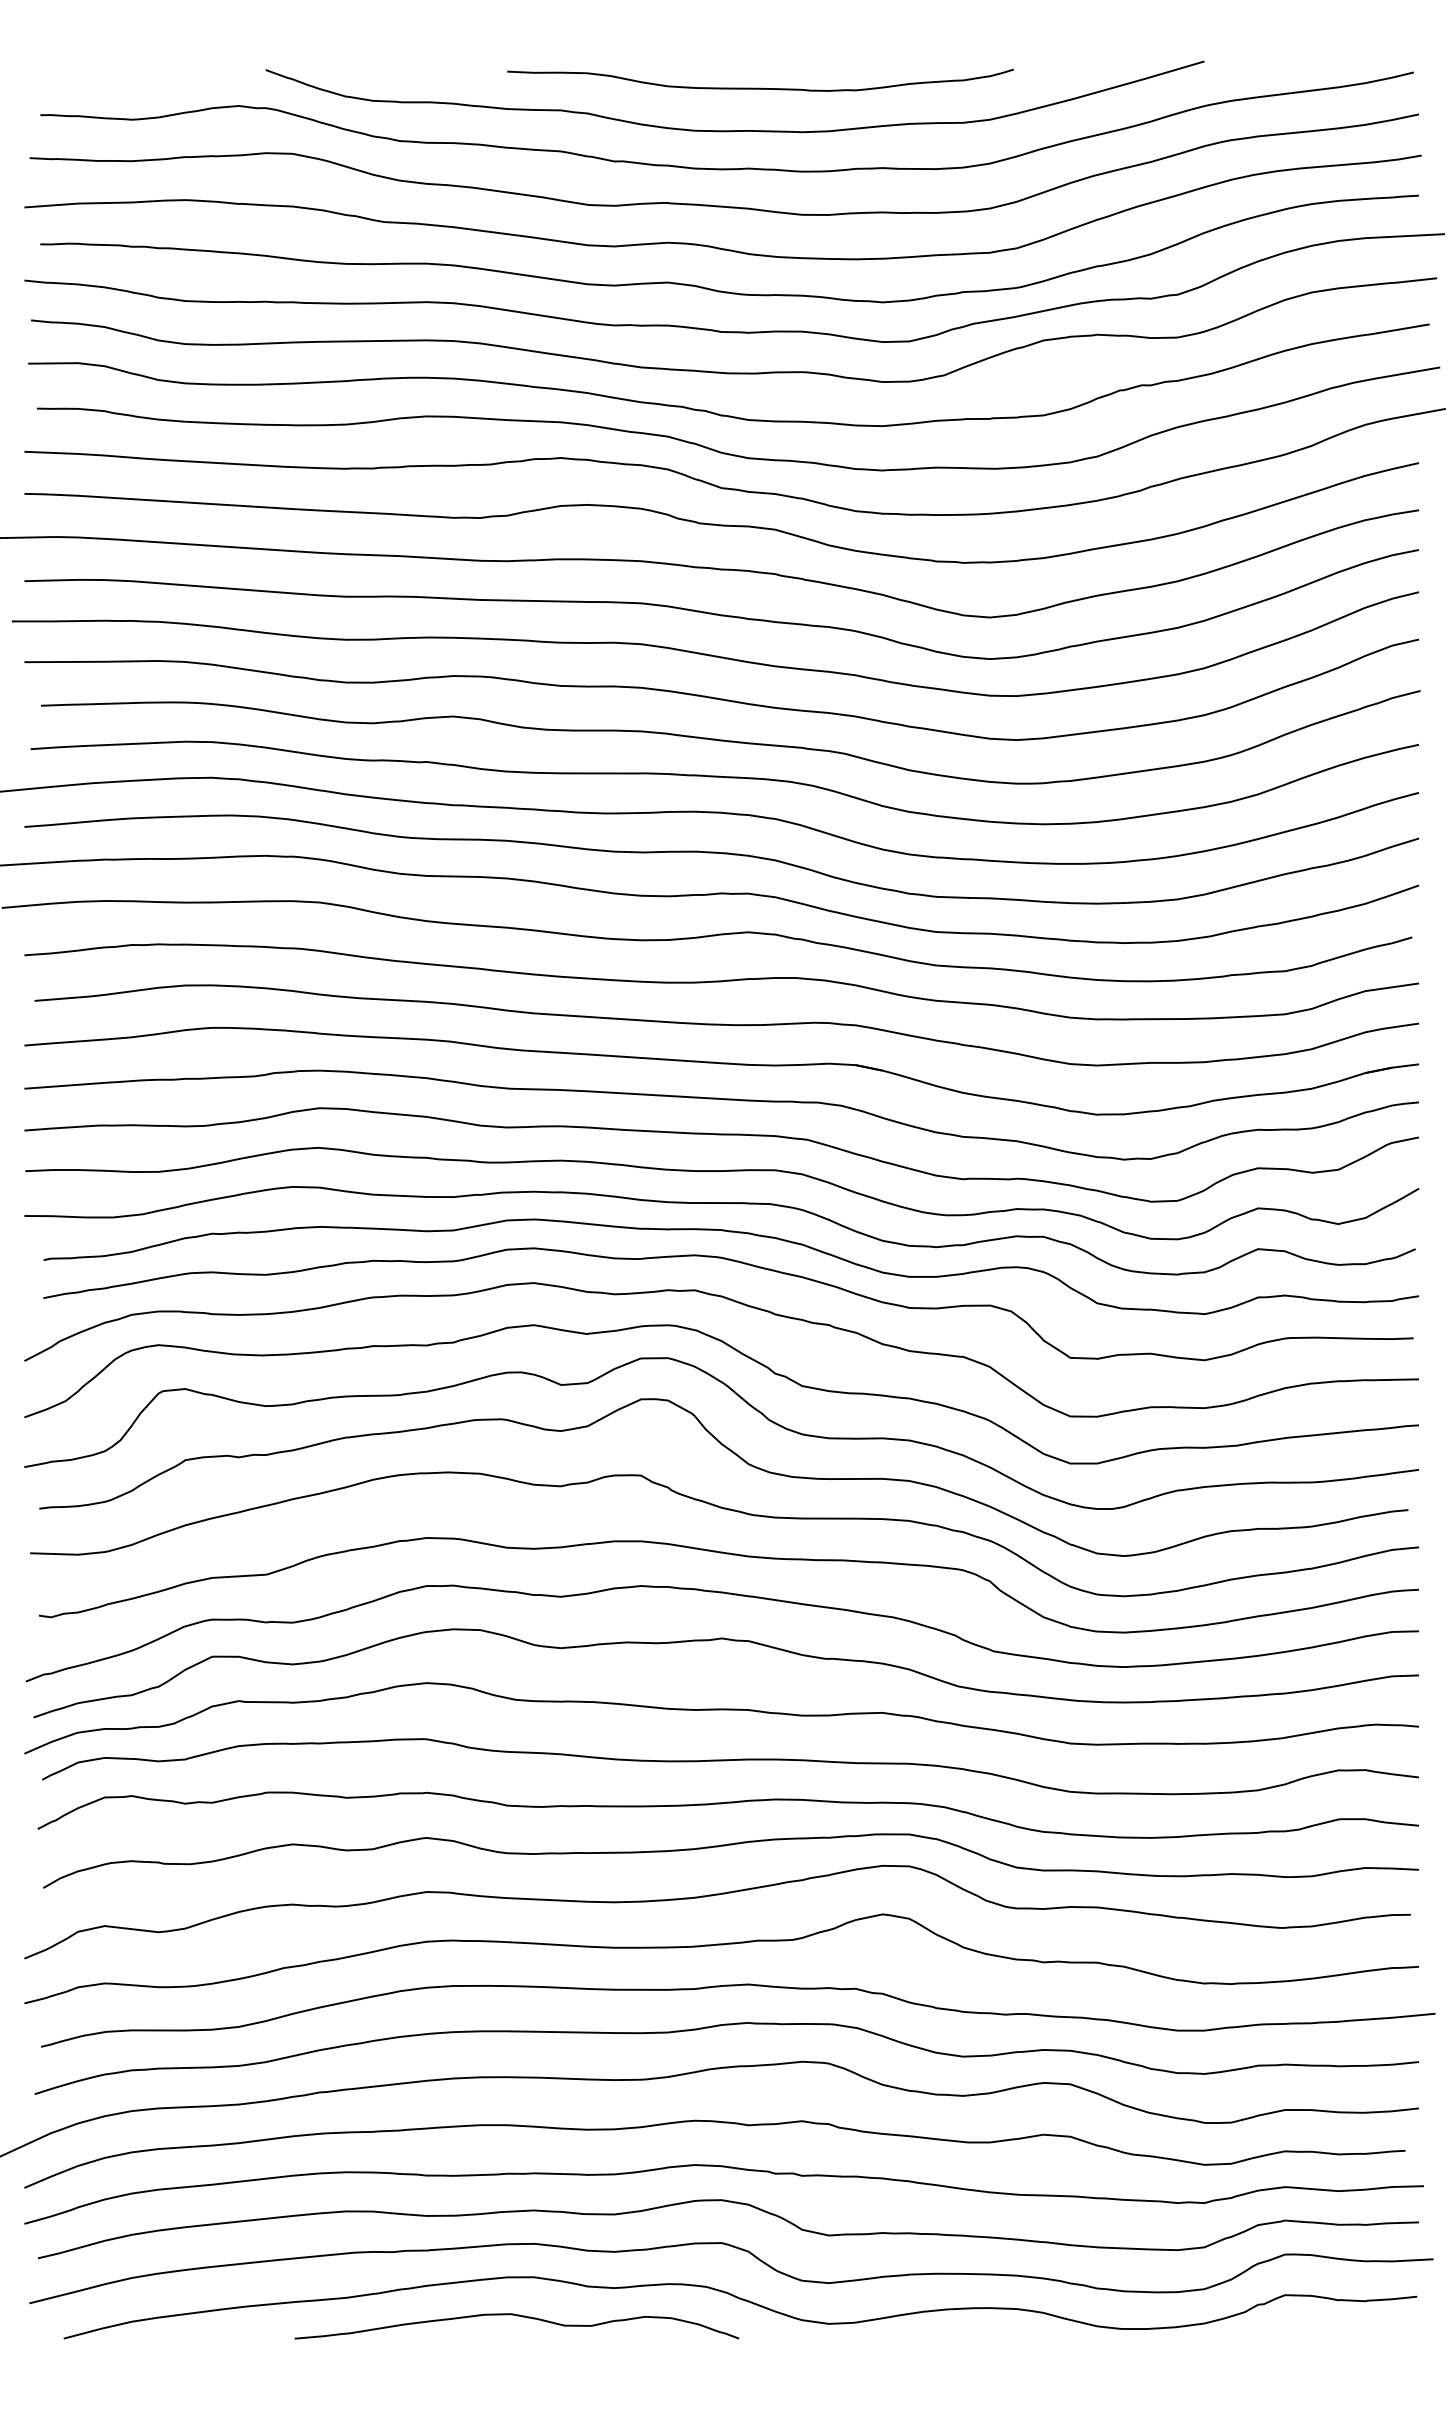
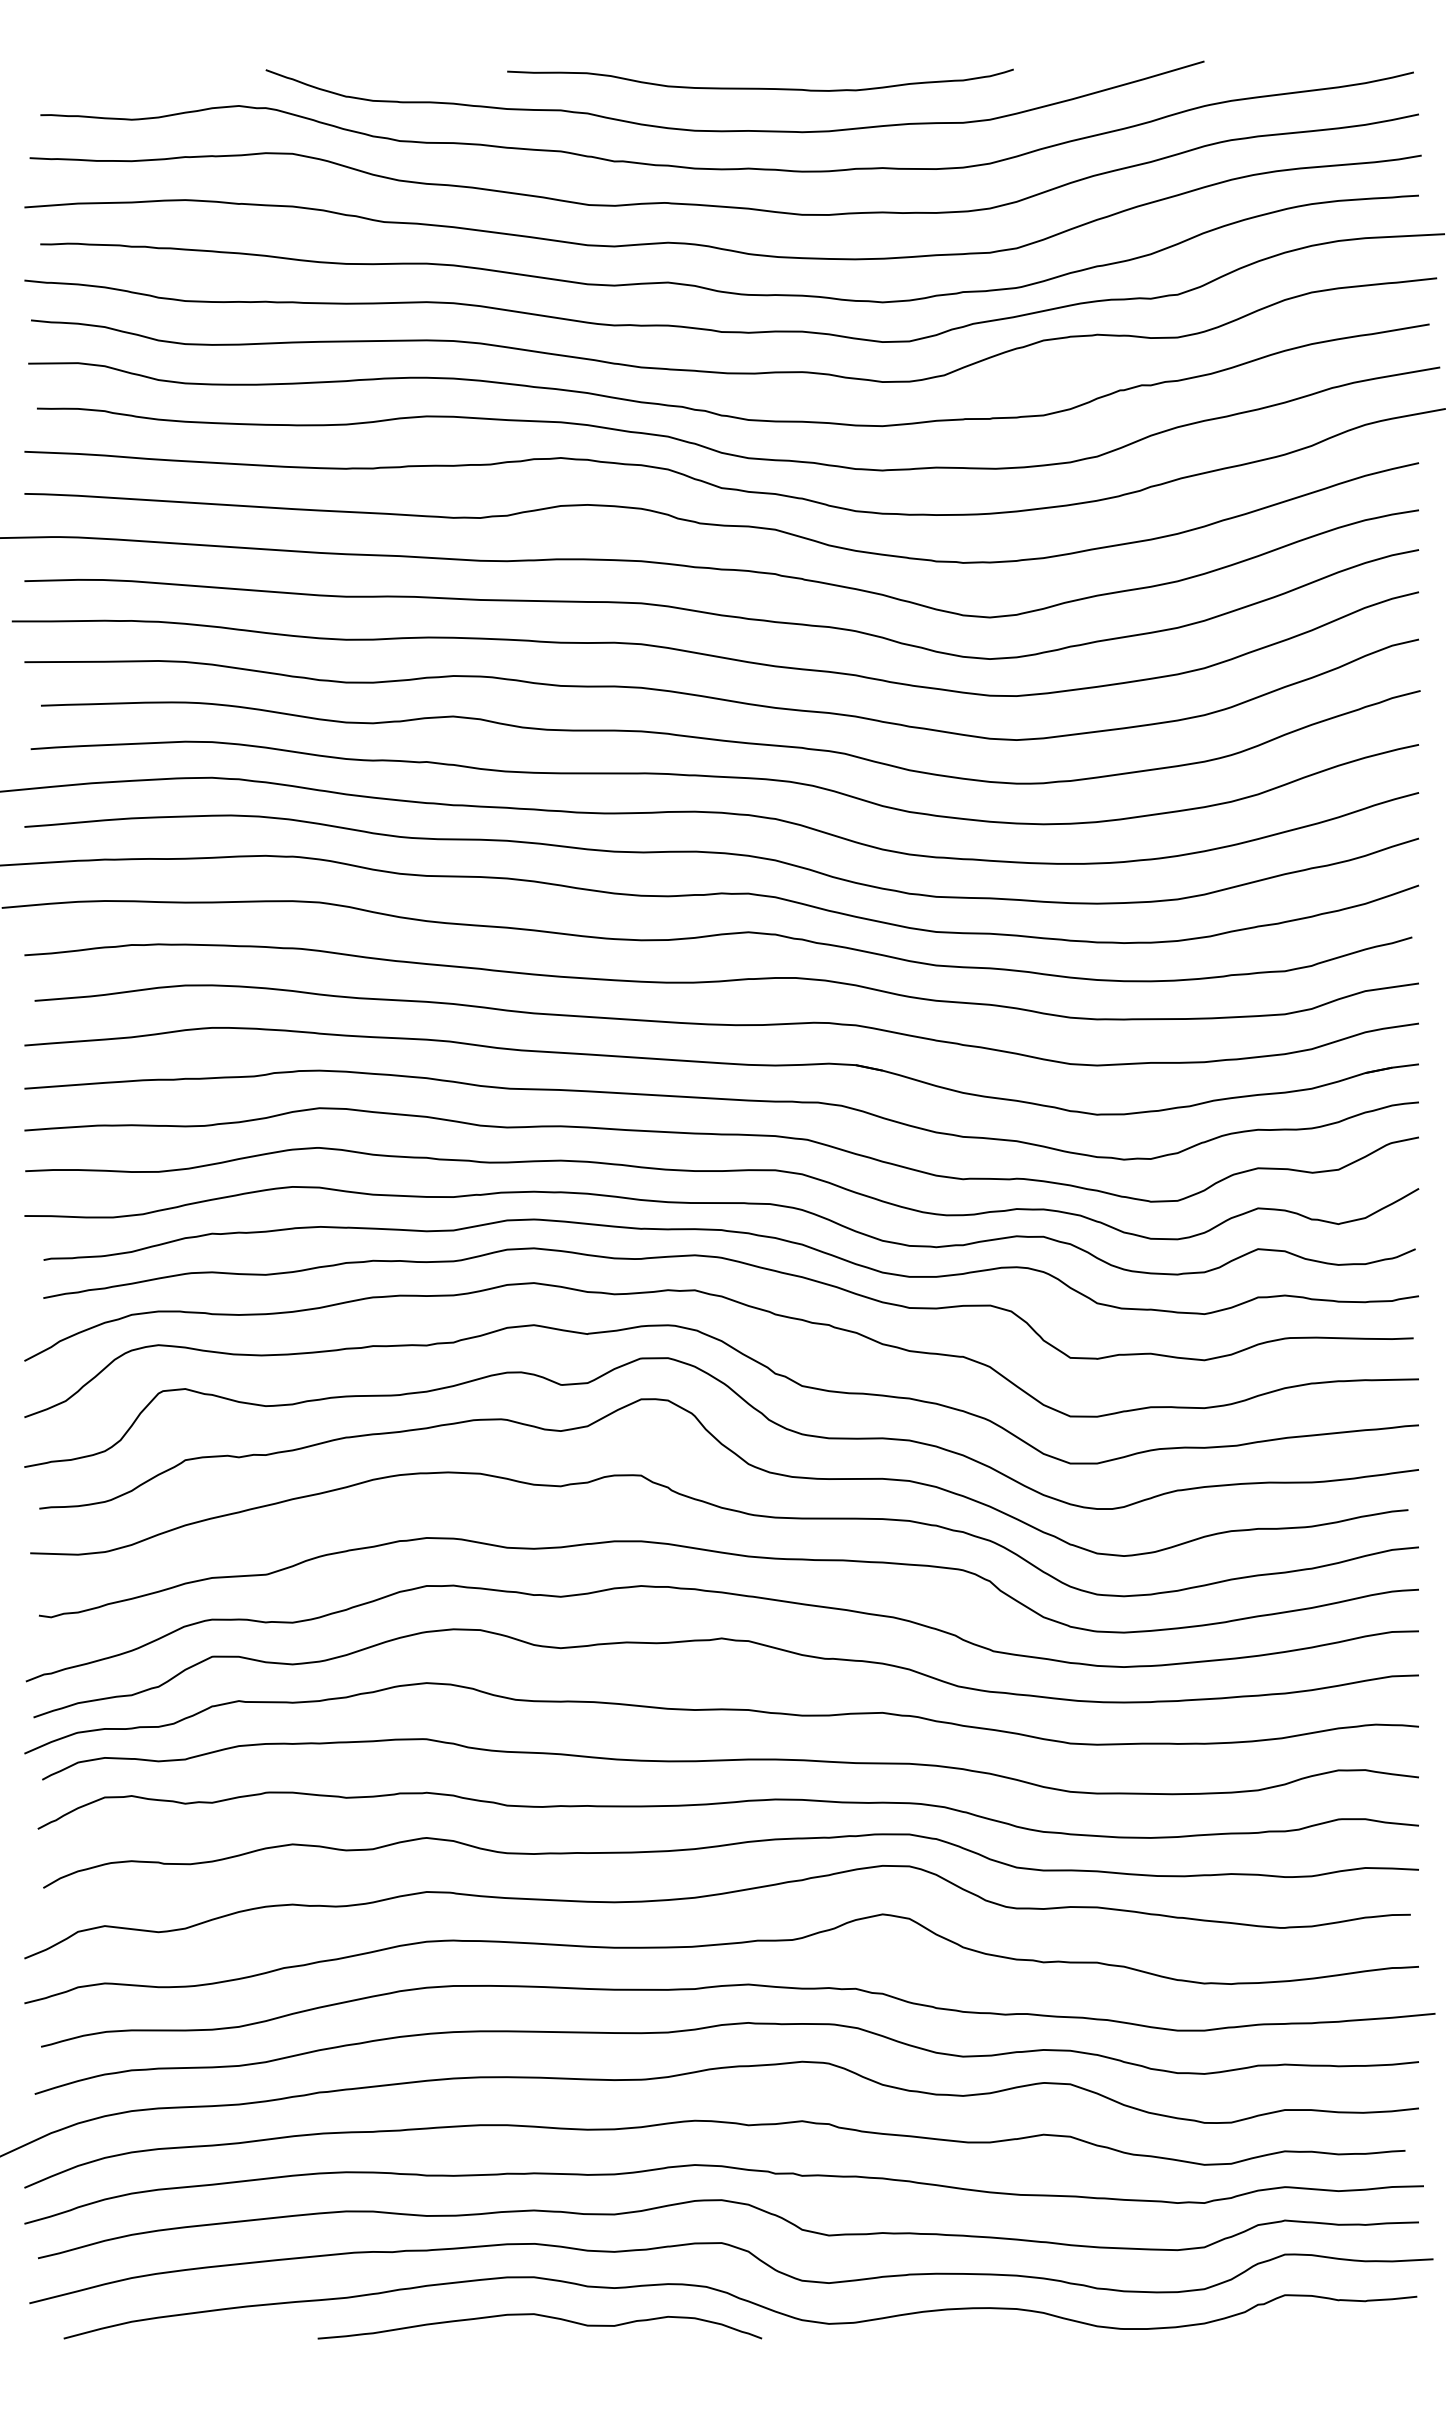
curve position: (516, 2316) -> (539, 2316) (539, 2316)
